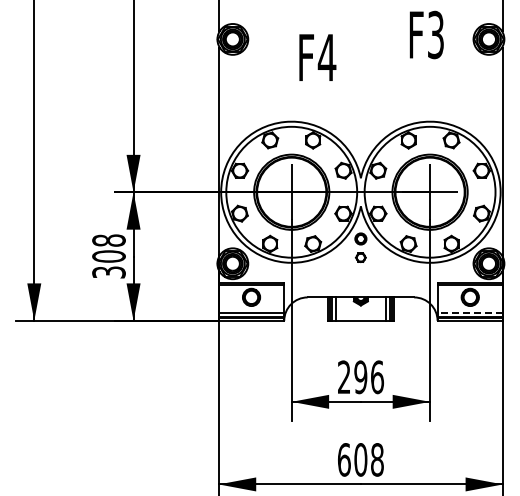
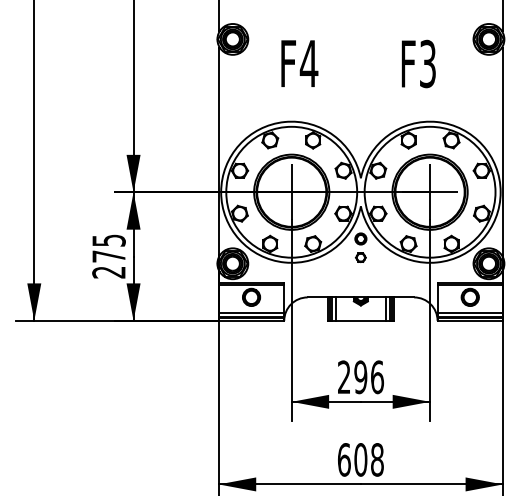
text position: (426, 34) -> (418, 63) (418, 63)
text position: (317, 57) -> (299, 63) (299, 63)
text: 308 -> 275 (108, 256)
line: dashed -> solid (470, 312)
